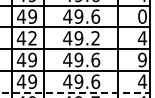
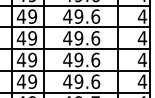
text: 0 -> 4 (142, 16)
text: 42 -> 49 (32, 38)
text: 49.2 -> 49.6 (95, 38)
text: 9 -> 4 (142, 59)
line: dashed -> solid (75, 92)
